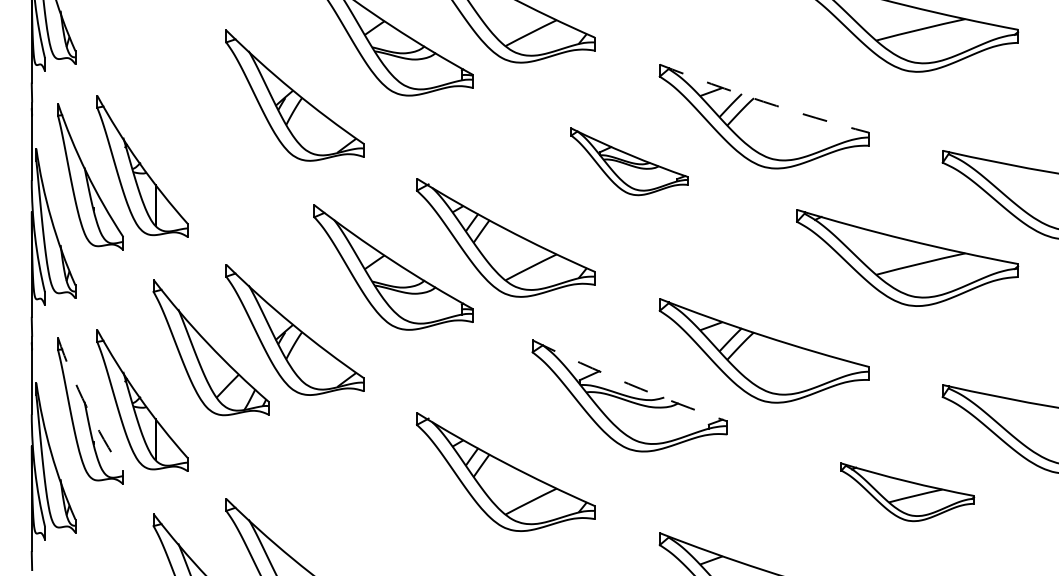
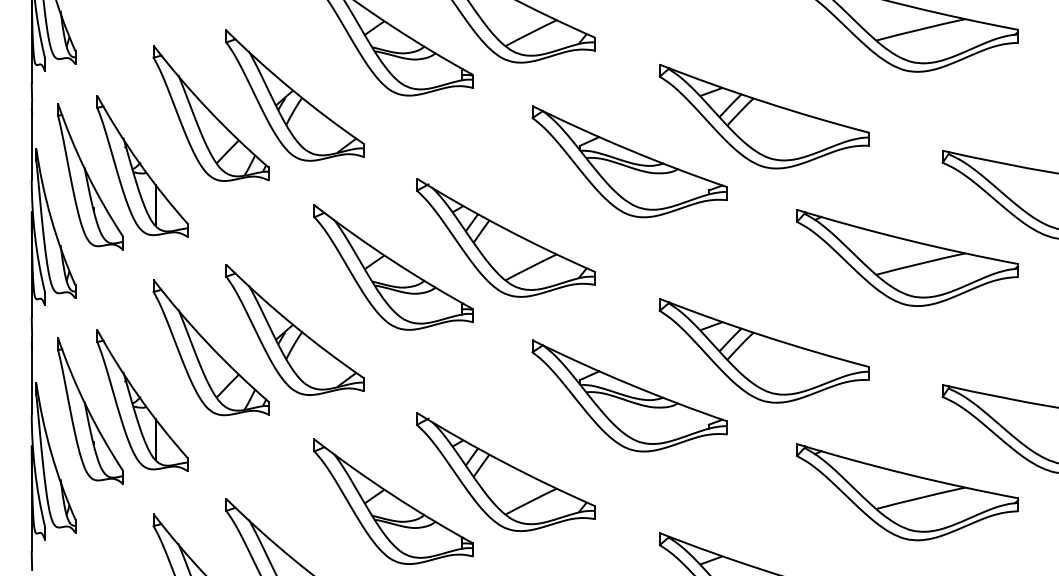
arc: dashed -> solid (763, 101)
part: none -> present (210, 113)
part size: 119x70 px -> 197x114 px (629, 161)
arc: dashed -> solid (628, 383)
arc: dashed -> solid (86, 406)
part size: 136x61 px -> 224x99 px (907, 492)
part: none -> present (393, 501)
